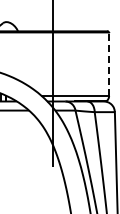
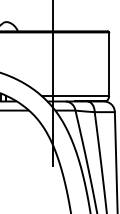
line: dashed -> solid (109, 64)
